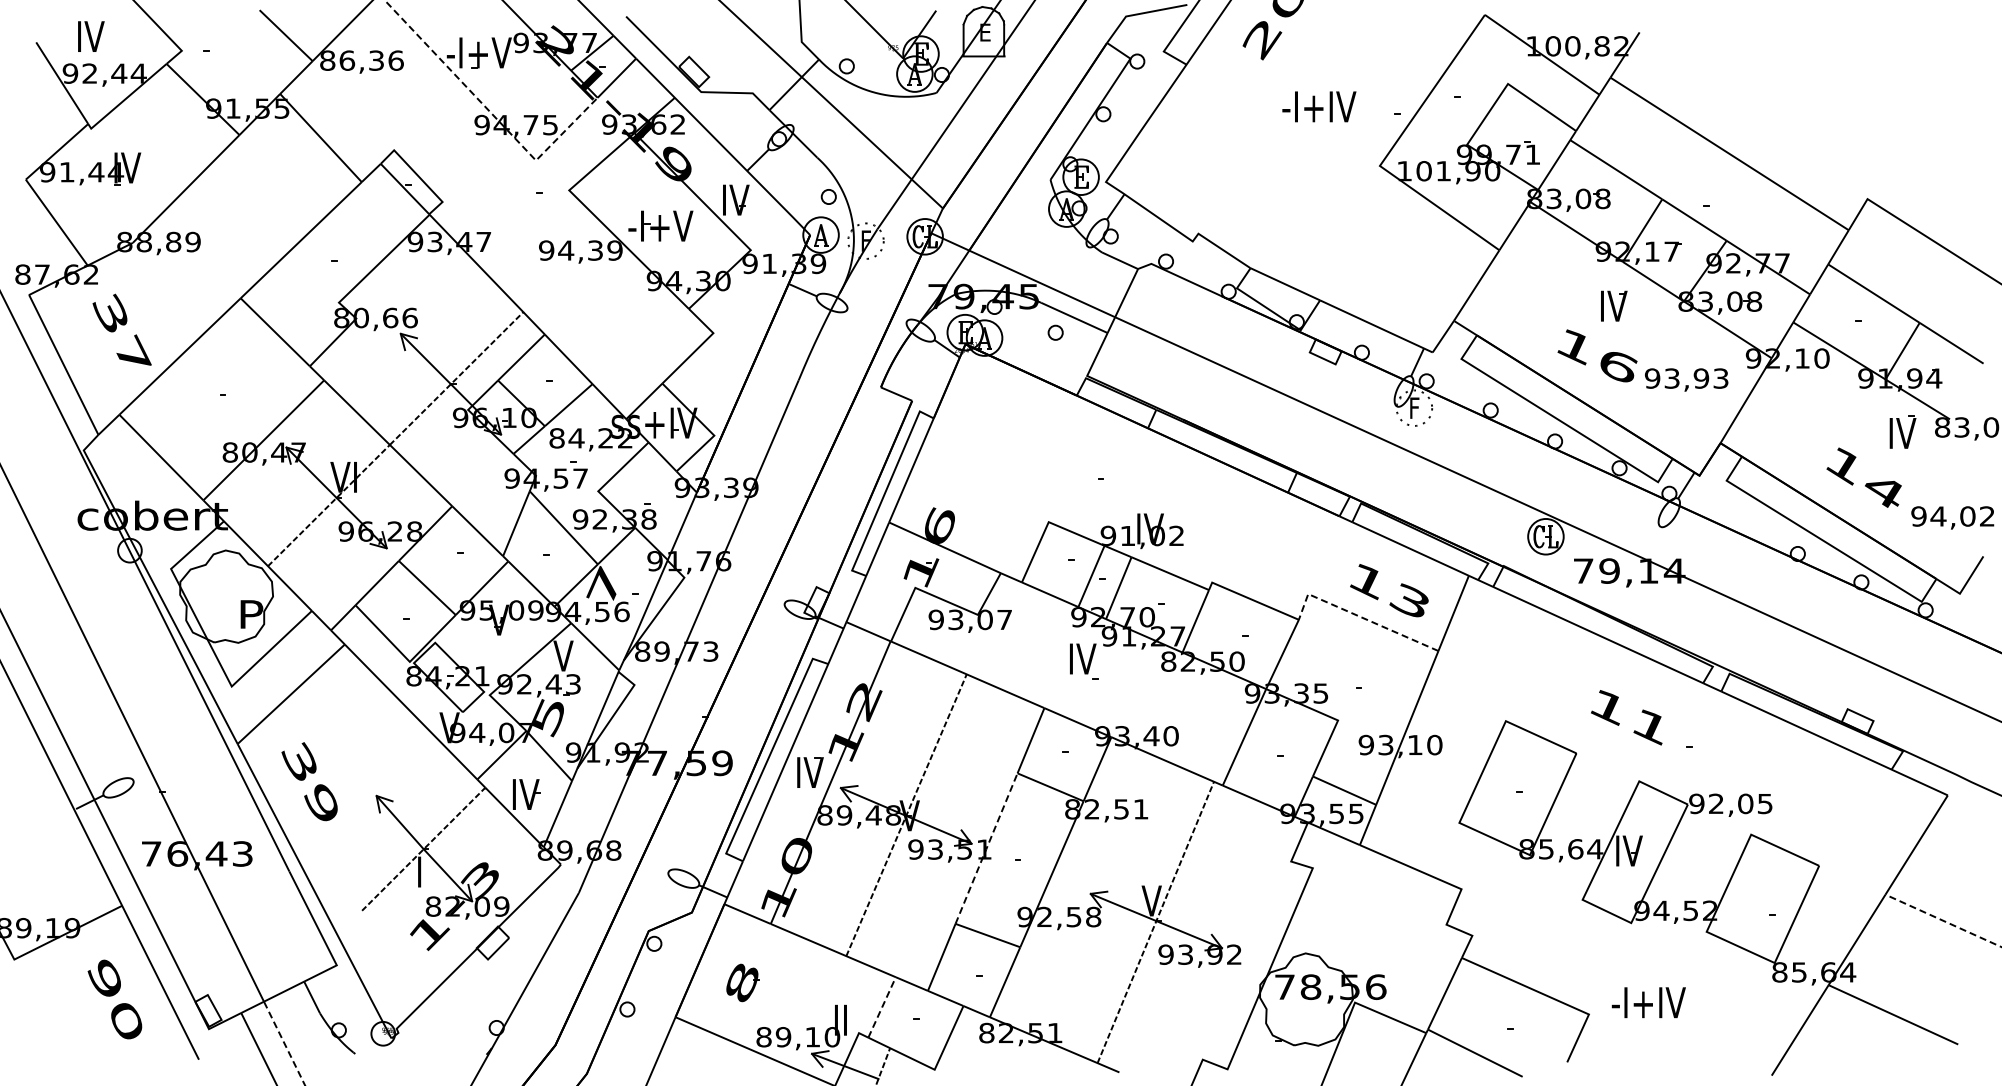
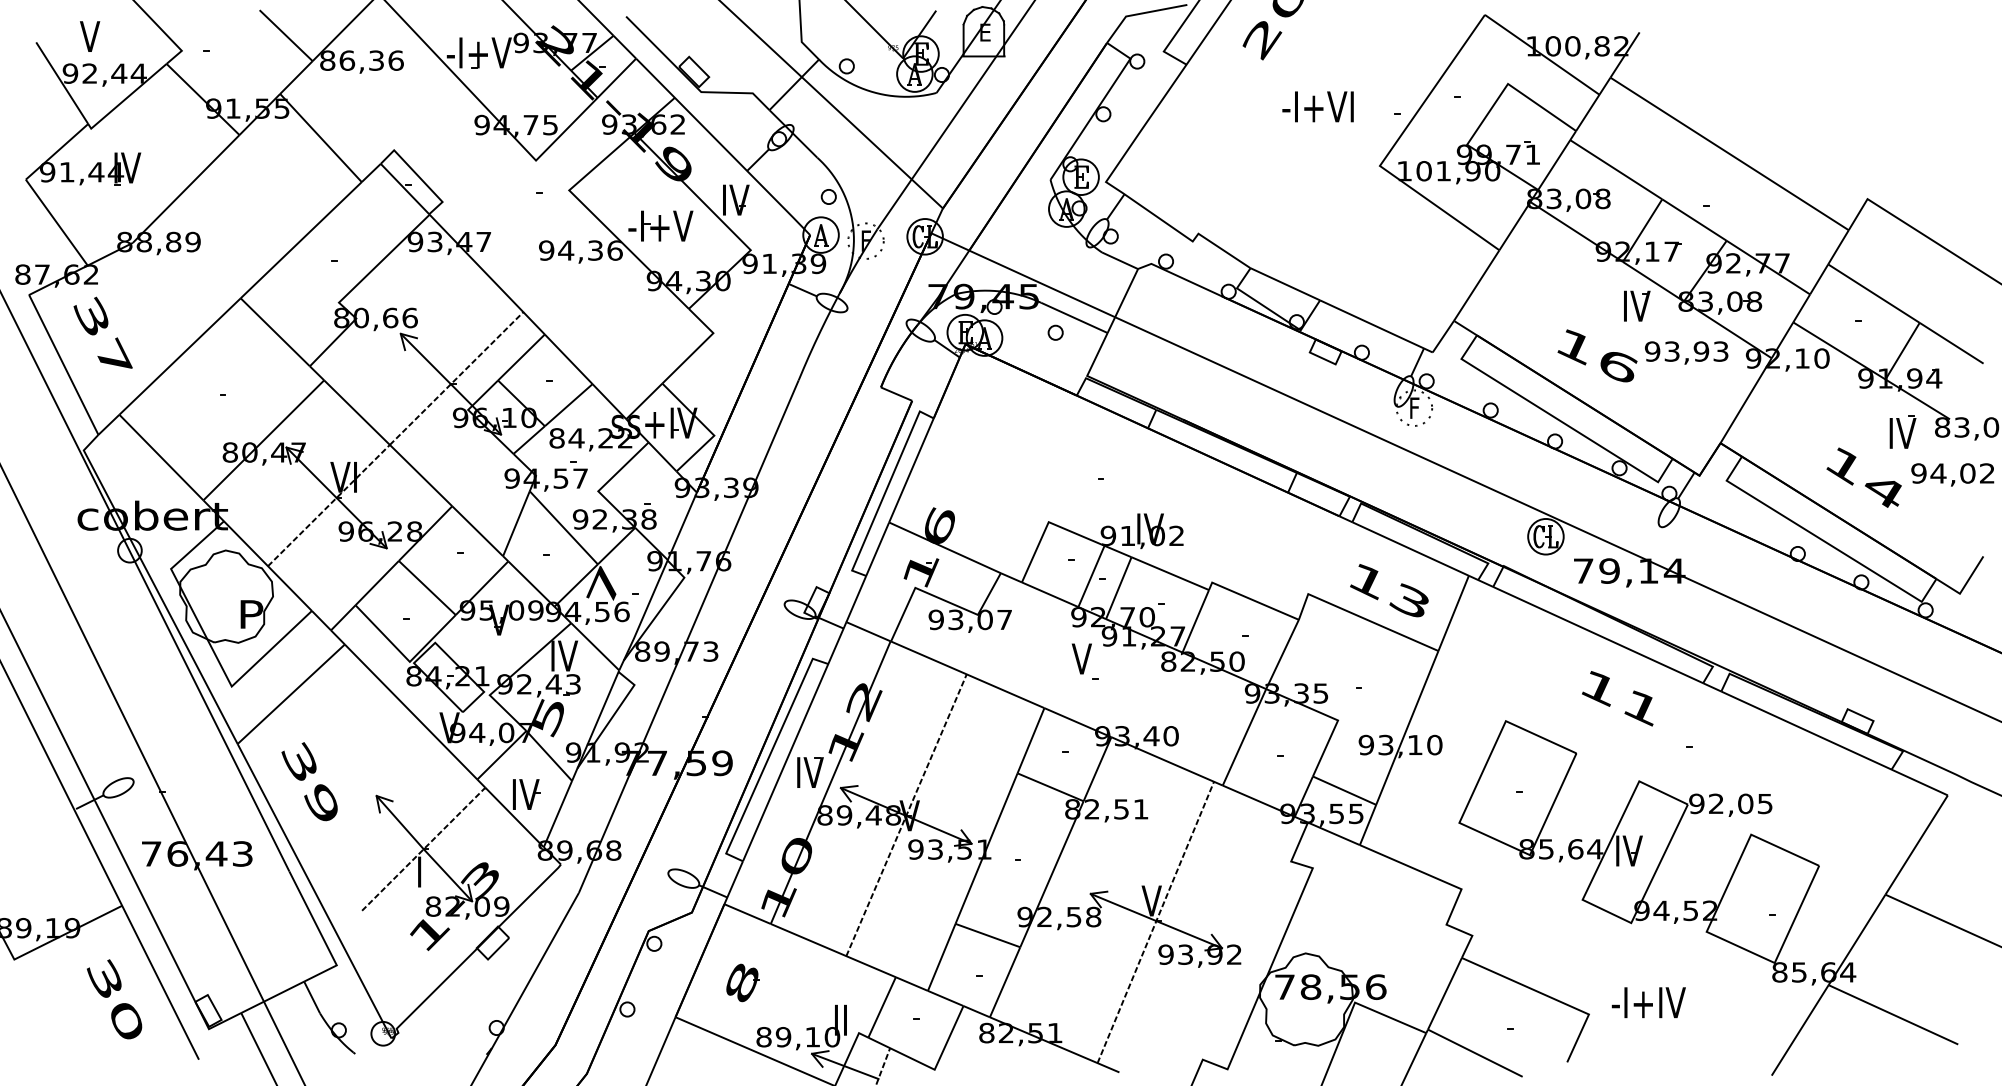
text: IV -> V (91, 36)
text: -I+IV -> -I+VI (1341, 106)
line: dashed -> solid (490, 112)
text: 94,39 -> 94,36 (614, 250)
part position: (1614, 305) -> (1637, 305) (1637, 305)
text position: (121, 329) -> (102, 332) (102, 332)
text position: (1686, 379) -> (1686, 352) (1686, 352)
text position: (1952, 517) -> (1952, 474) (1952, 474)
line: dashed -> solid (1360, 616)
text: V -> IV (564, 655)
text: IV -> V (1083, 658)
text position: (1626, 717) -> (1617, 698) (1617, 698)
line: dashed -> solid (986, 848)
line: dashed -> solid (1943, 920)
text: 90 -> 30 (103, 978)
line: dashed -> solid (882, 1007)
line: dashed -> solid (284, 1043)
